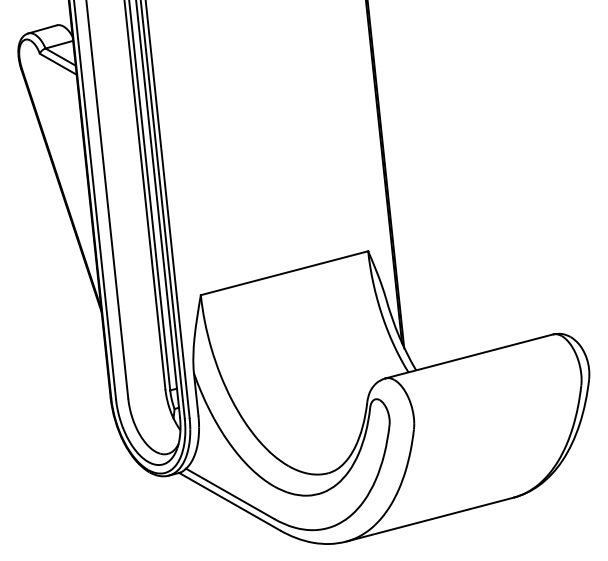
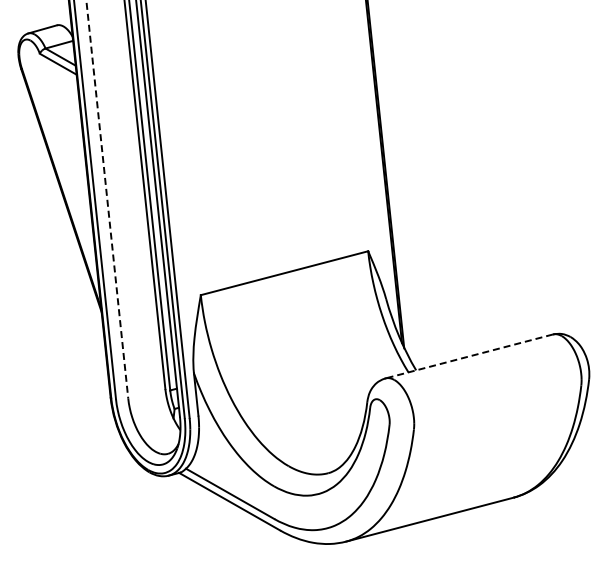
line: solid -> dashed (107, 199)
line: solid -> dashed (469, 356)
